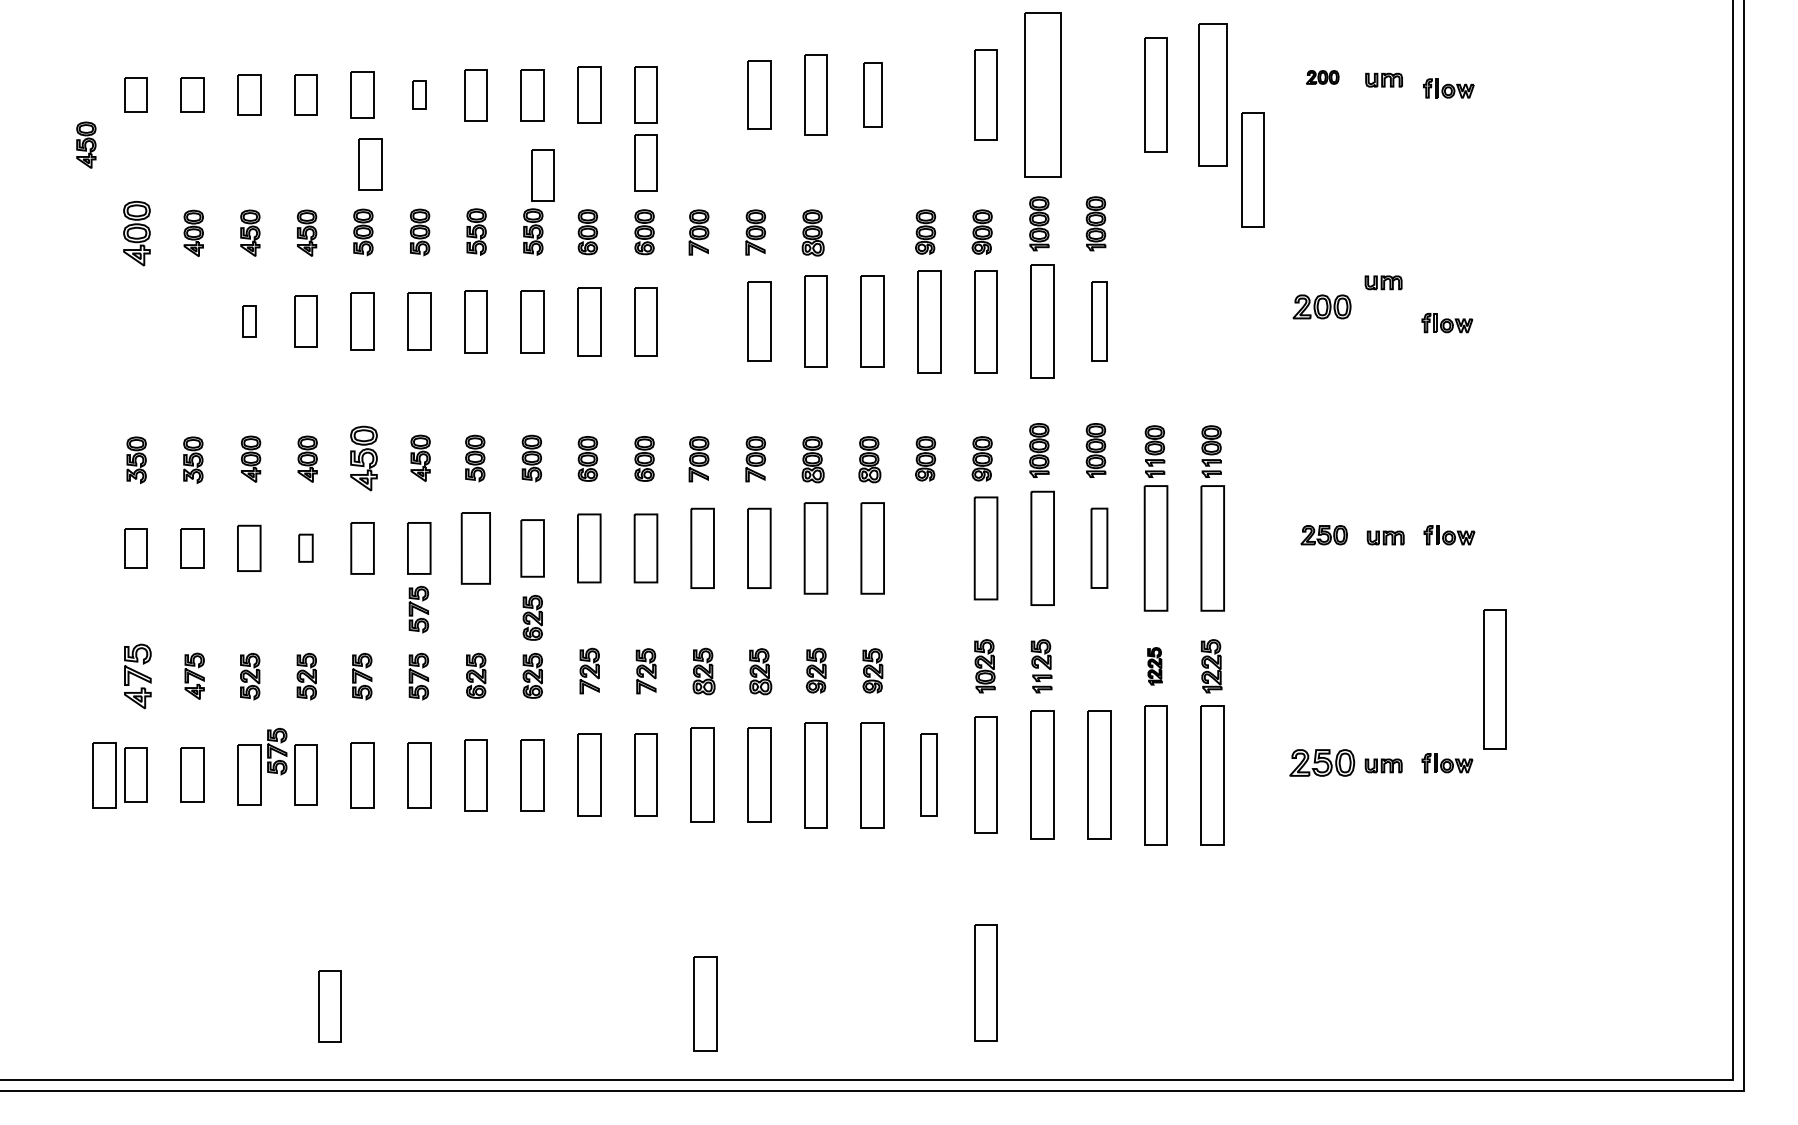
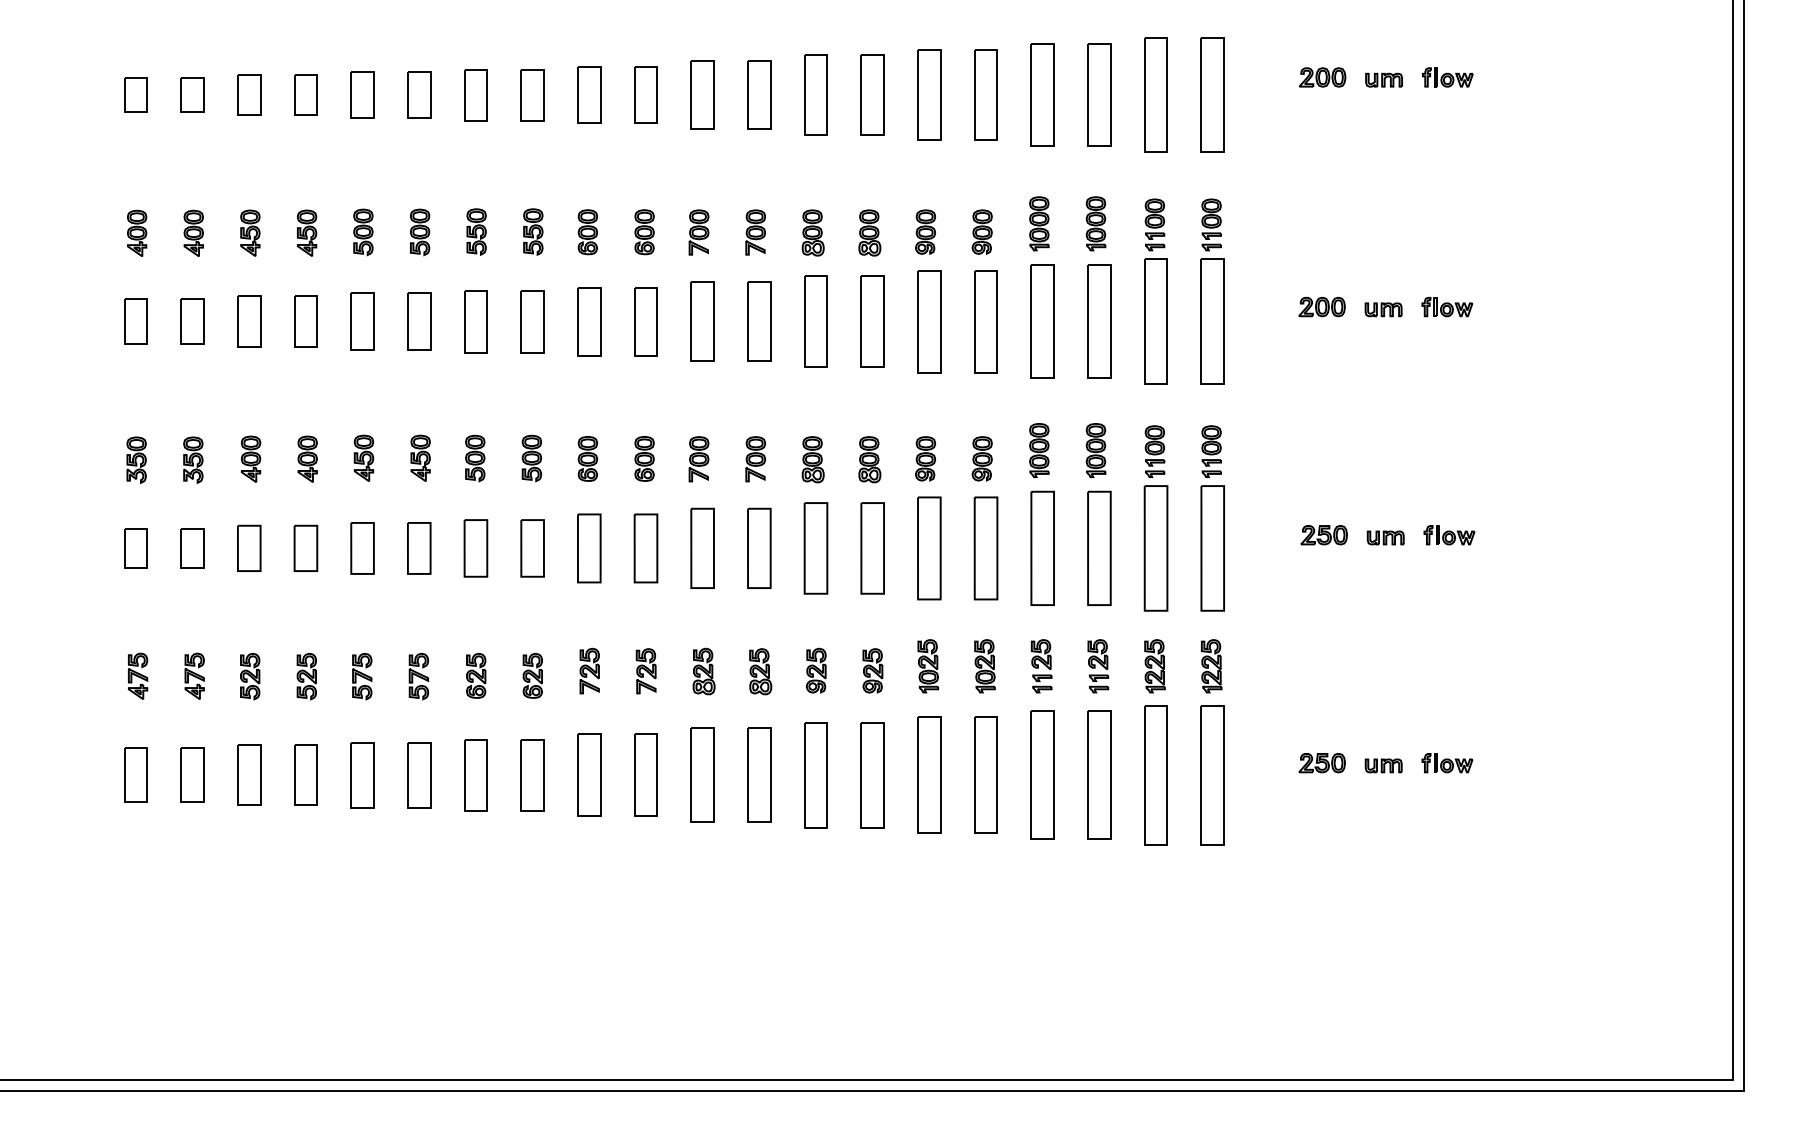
part size: 34x15 px -> 48x21 px (1322, 77)
part position: (1448, 88) -> (1447, 77) (1447, 77)
part size: 15x30 px -> 25x48 px (419, 94)
part: none -> present (702, 94)
part size: 20x66 px -> 25x82 px (872, 94)
part: none -> present (929, 94)
part size: 38x166 px -> 25x104 px (1042, 94)
part: none -> present (1099, 94)
part size: 30x144 px -> 25x116 px (1212, 94)
part: present -> none (86, 144)
part: present -> none (645, 162)
part: present -> none (370, 164)
part: present -> none (1252, 169)
part: present -> none (542, 175)
part: none -> present (869, 232)
part size: 28x66 px -> 21x48 px (137, 232)
part position: (1383, 282) -> (1383, 309) (1383, 309)
part: none -> present (1155, 291)
part: none -> present (1212, 291)
part size: 60x26 px -> 48x21 px (1321, 307)
part: none -> present (135, 321)
part: none -> present (192, 321)
part size: 15x33 px -> 25x53 px (249, 321)
part: none -> present (702, 321)
part size: 17x81 px -> 25x115 px (1099, 321)
part position: (1447, 323) -> (1447, 307) (1447, 307)
part size: 28x67 px -> 22x48 px (363, 457)
part size: 16x30 px -> 26x48 px (305, 547)
part size: 19x82 px -> 25x116 px (1099, 547)
part size: 31x73 px -> 26x59 px (475, 548)
part: none -> present (929, 548)
part: present -> none (418, 609)
part: present -> none (532, 617)
part: none -> present (928, 666)
part: none -> present (1098, 666)
part size: 16x39 px -> 22x55 px (1154, 666)
part size: 28x67 px -> 21x48 px (138, 675)
part: present -> none (1494, 679)
part: present -> none (277, 751)
part size: 67x28 px -> 48x21 px (1321, 763)
part size: 18x84 px -> 25x118 px (929, 774)
part: present -> none (104, 775)
part: present -> none (985, 982)
part: present -> none (705, 1003)
part: present -> none (329, 1006)
